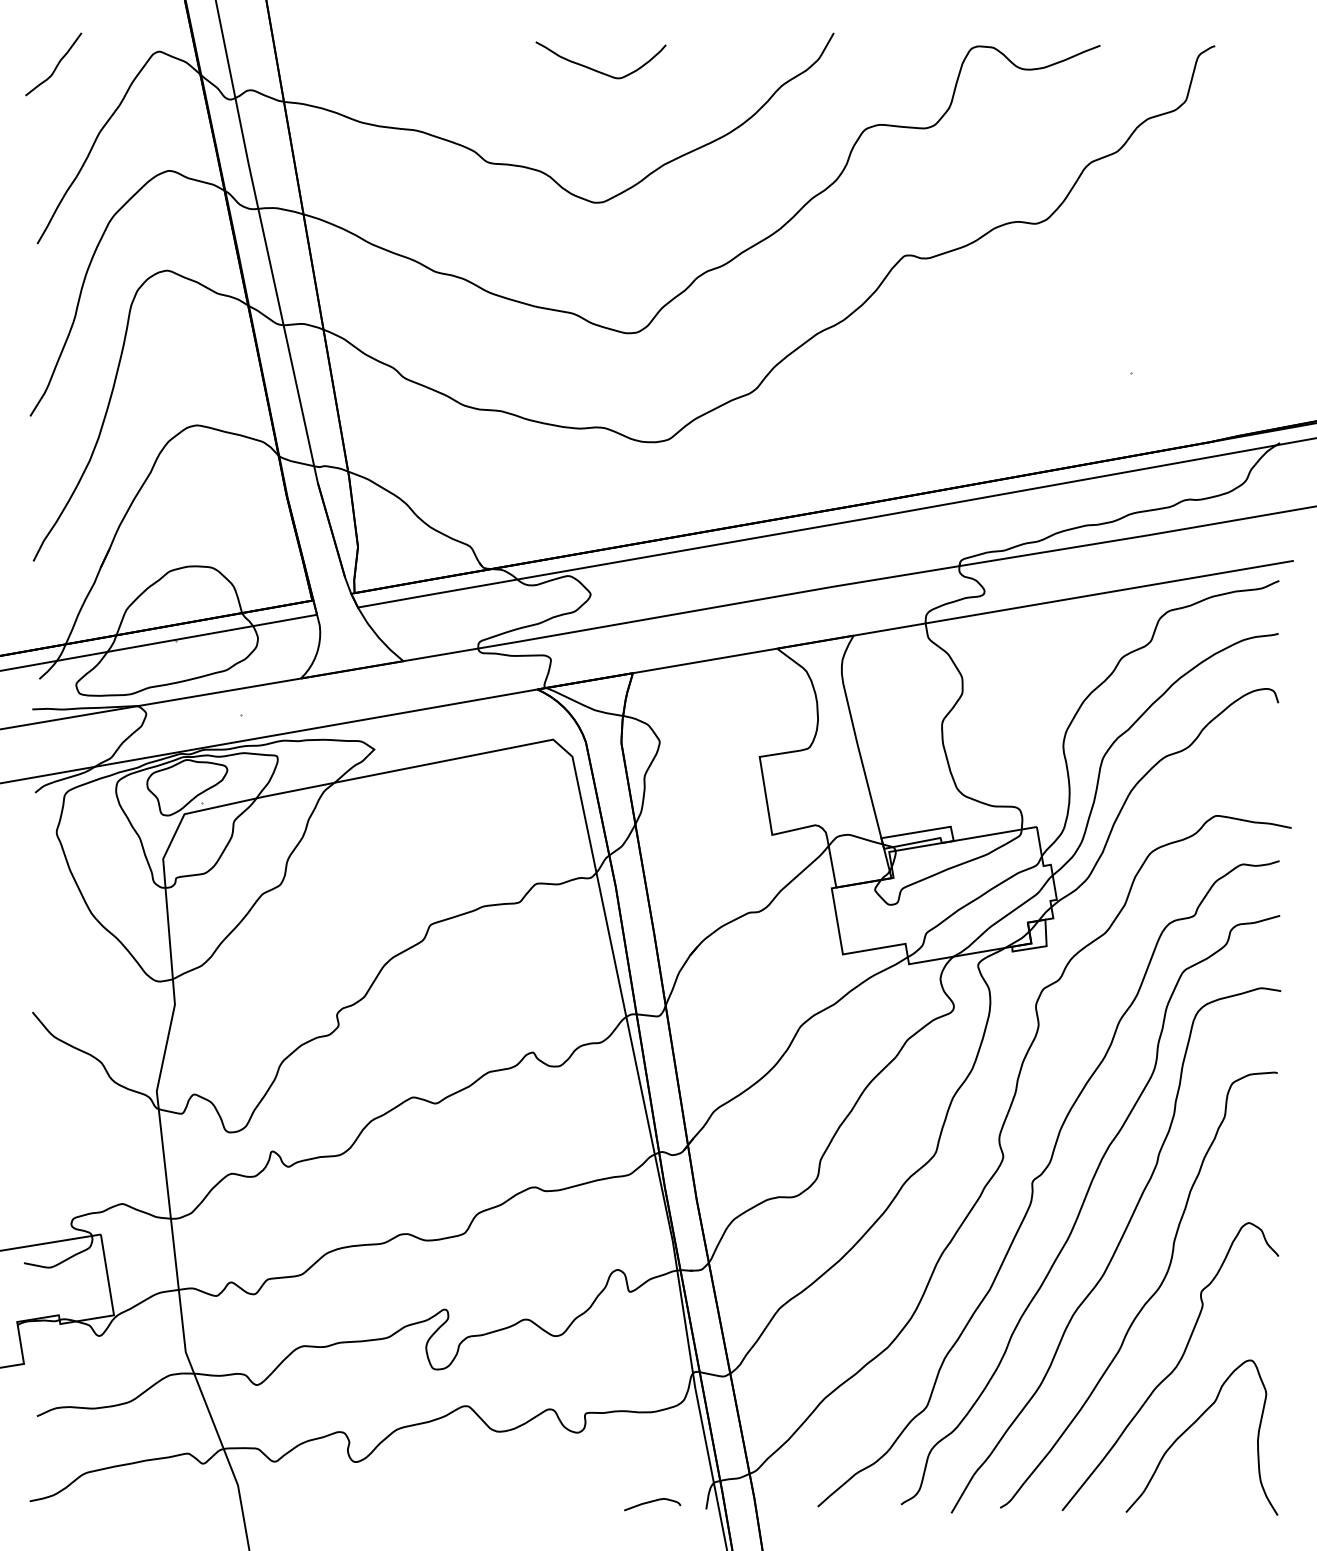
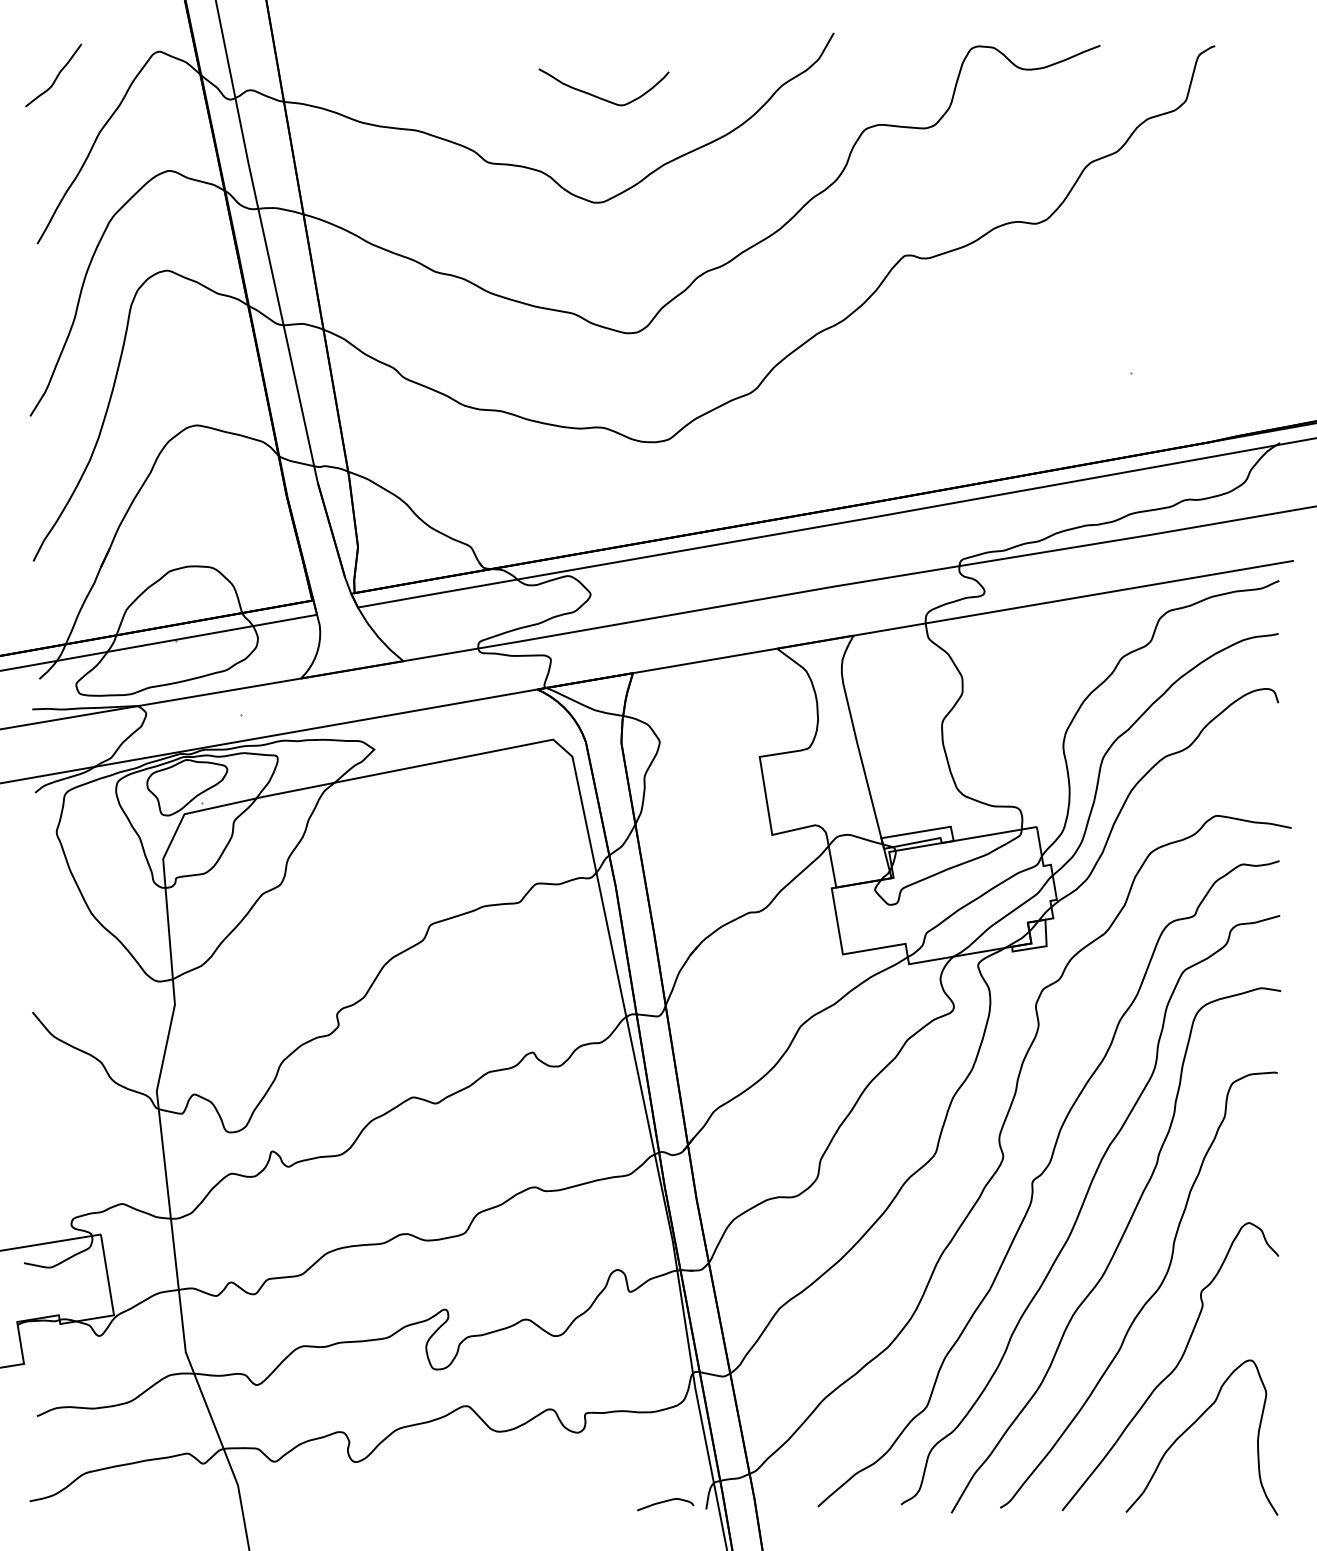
curve position: (55, 66) -> (55, 77) (55, 77)
curve position: (598, 70) -> (601, 97) (601, 97)
curve position: (652, 1502) -> (665, 1502) (665, 1502)
